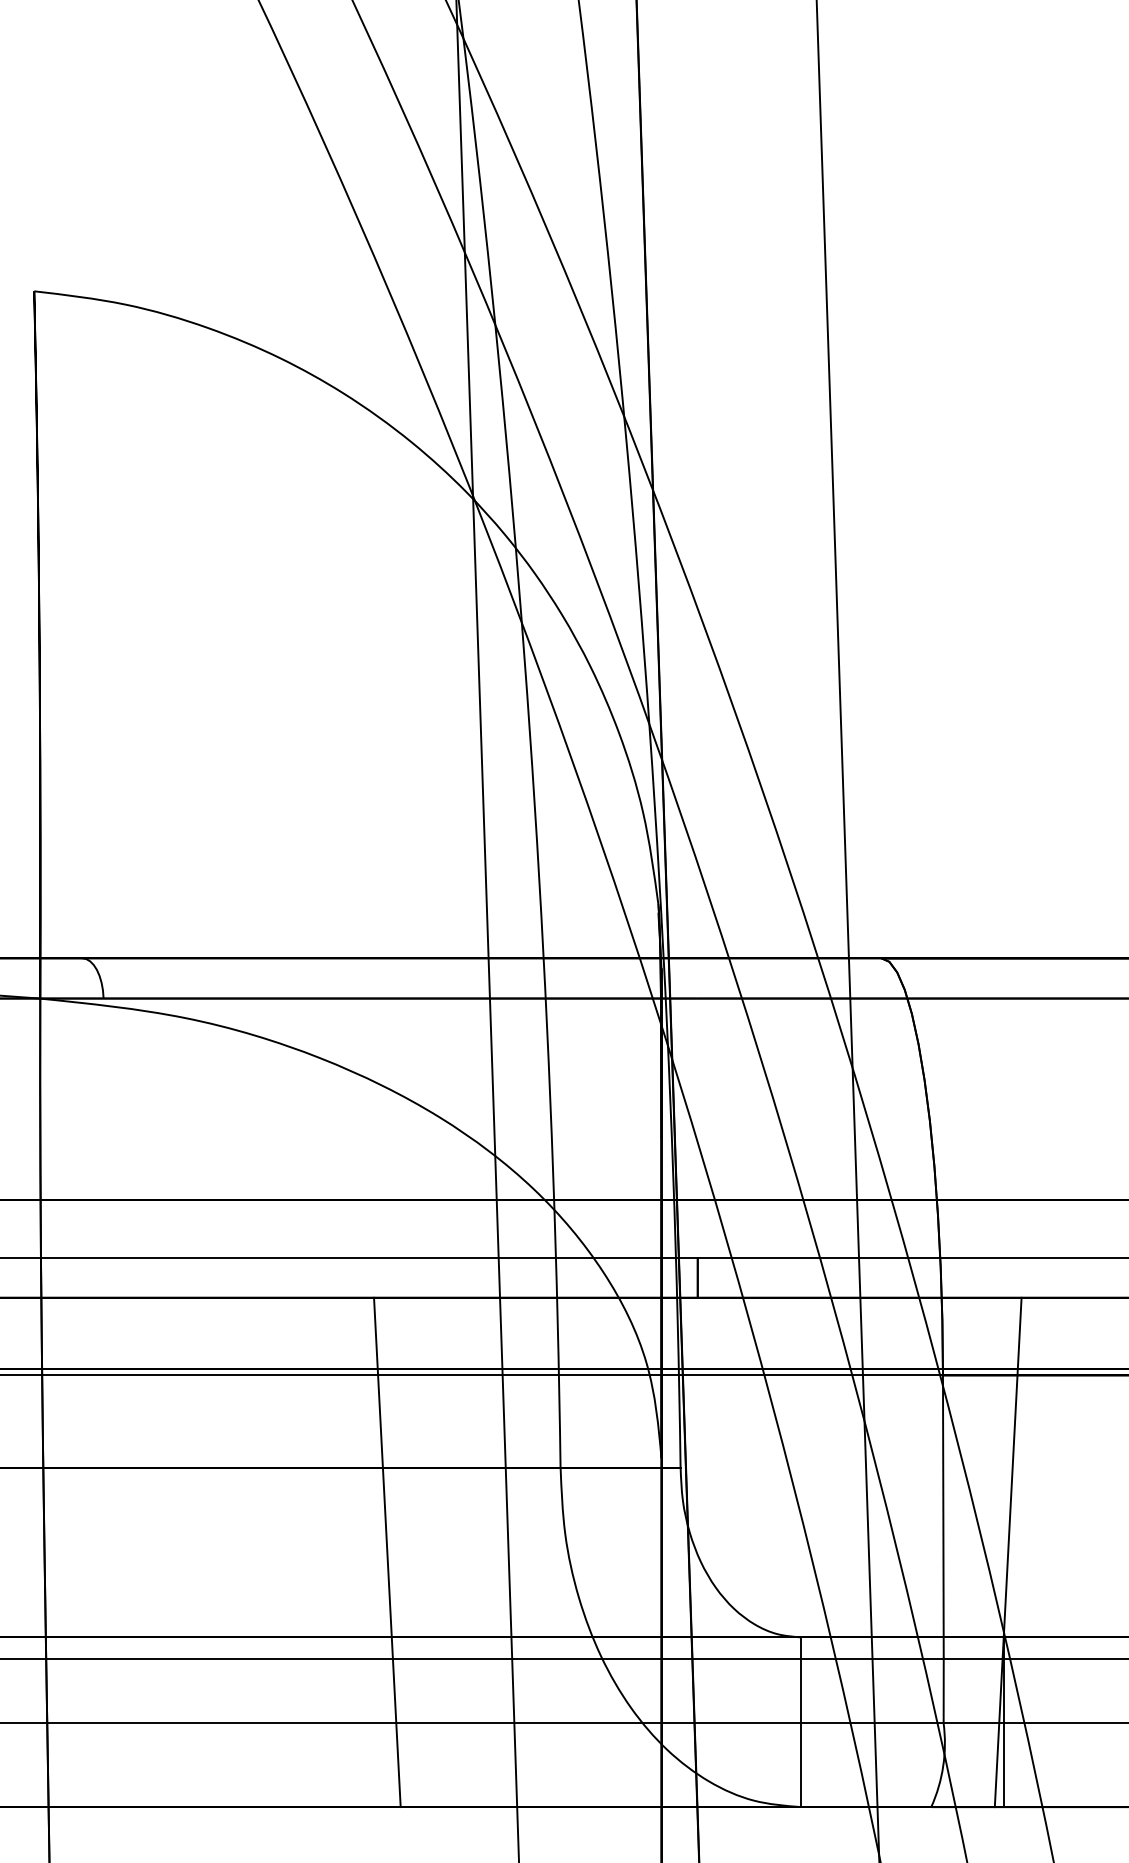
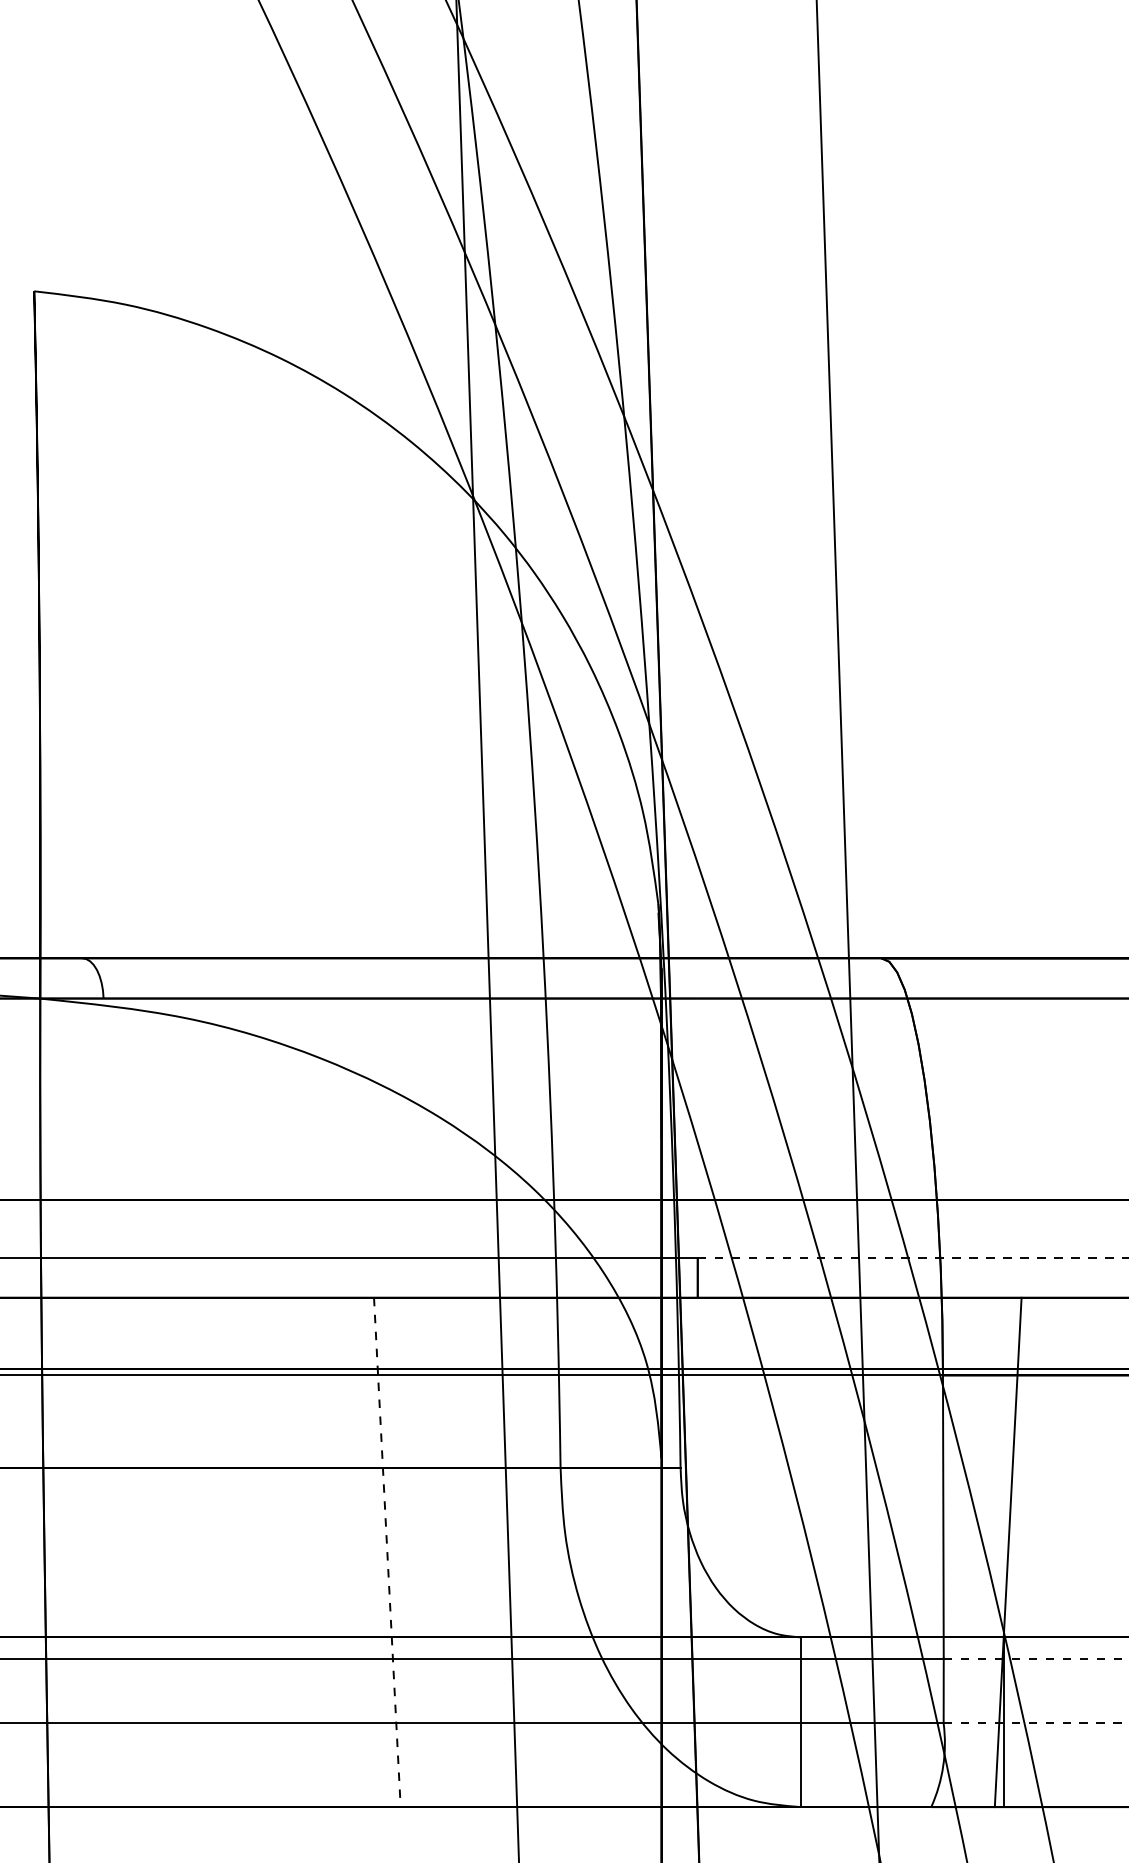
line: solid -> dashed (913, 1257)
line: solid -> dashed (387, 1552)
line: solid -> dashed (1036, 1658)
line: solid -> dashed (1036, 1722)
